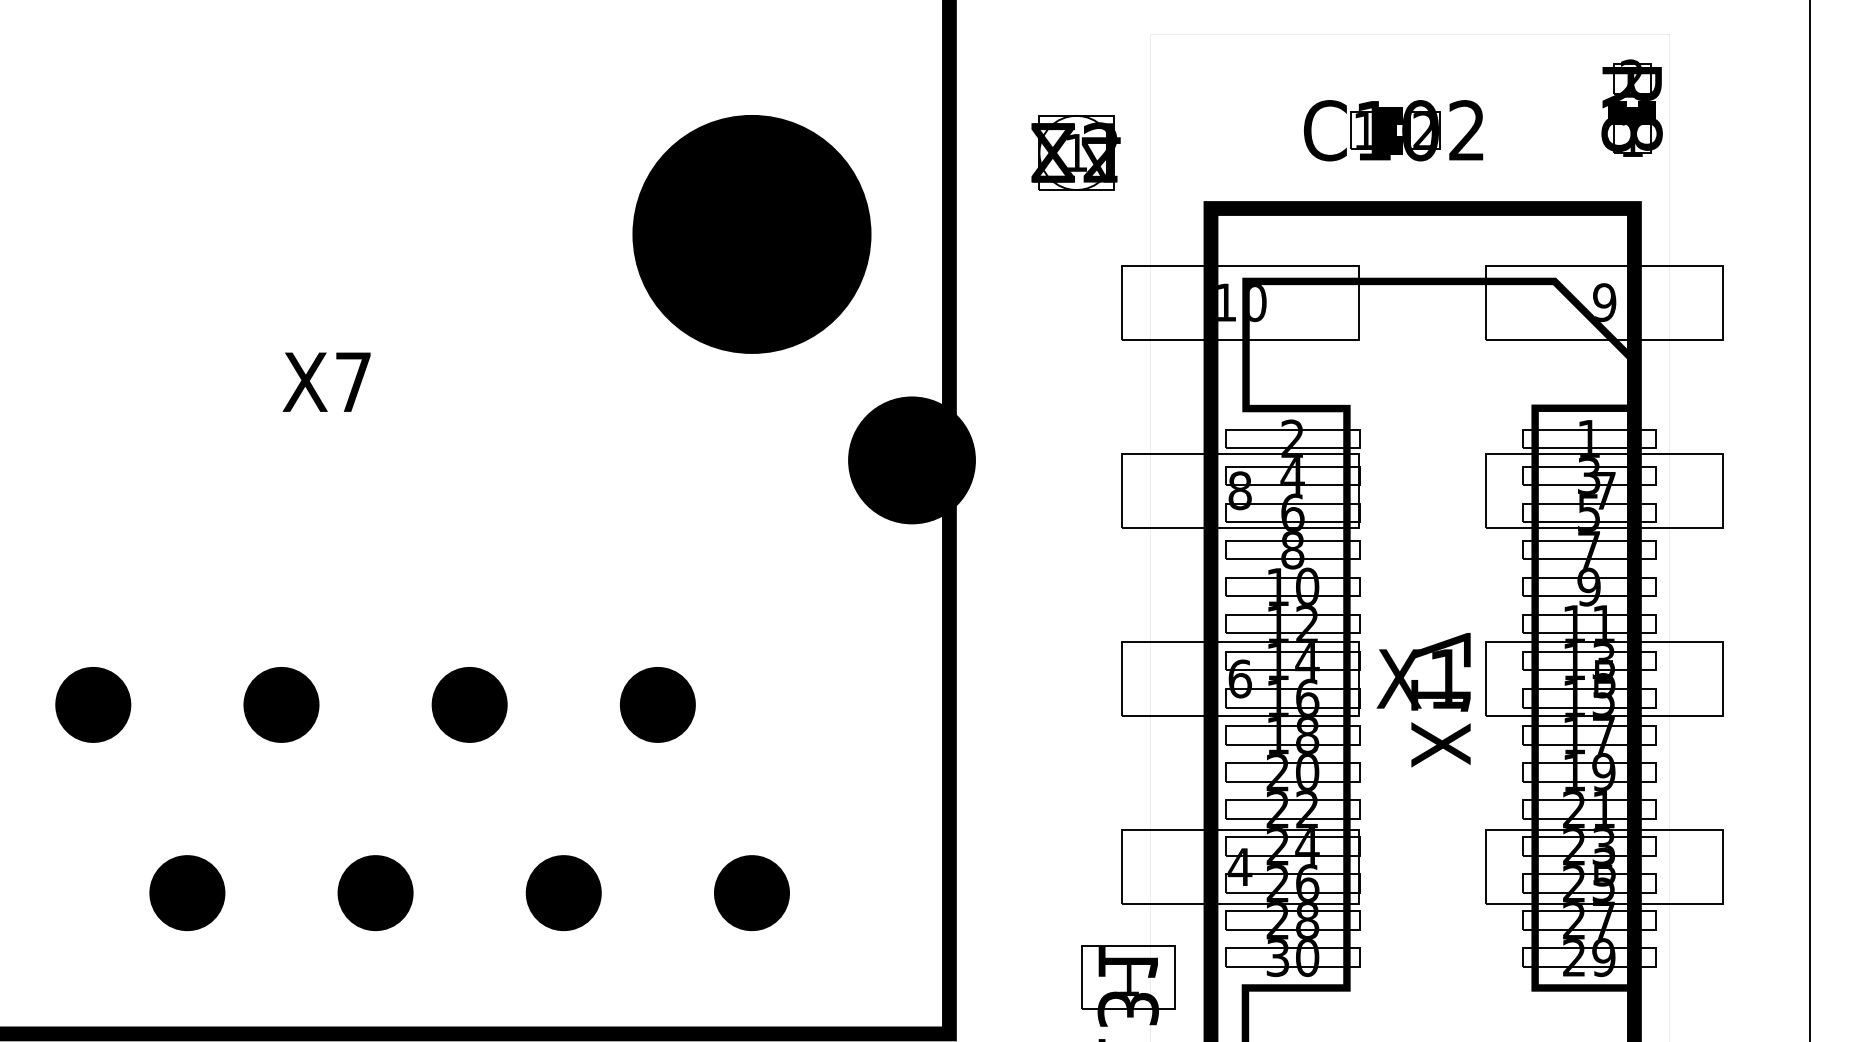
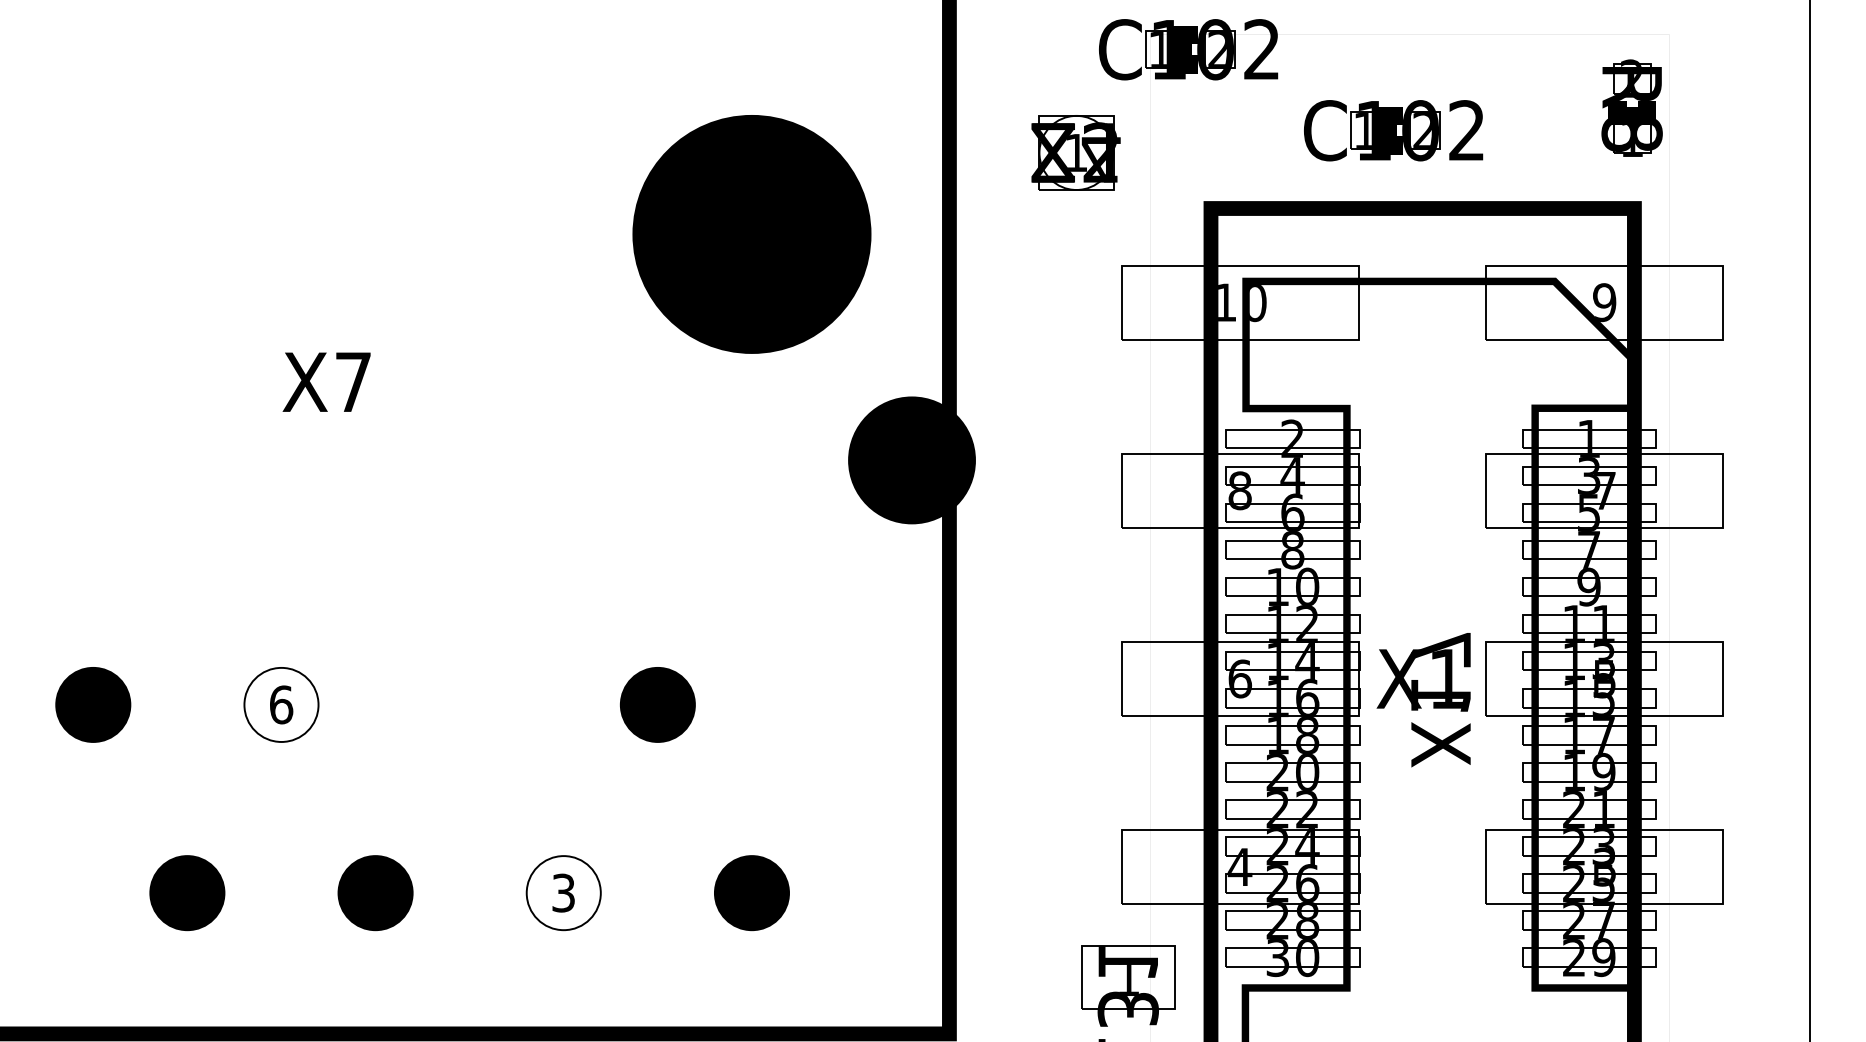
part: none -> present (1188, 49)
fill: present -> none (281, 704)
part: present -> none (469, 704)
fill: present -> none (563, 893)
